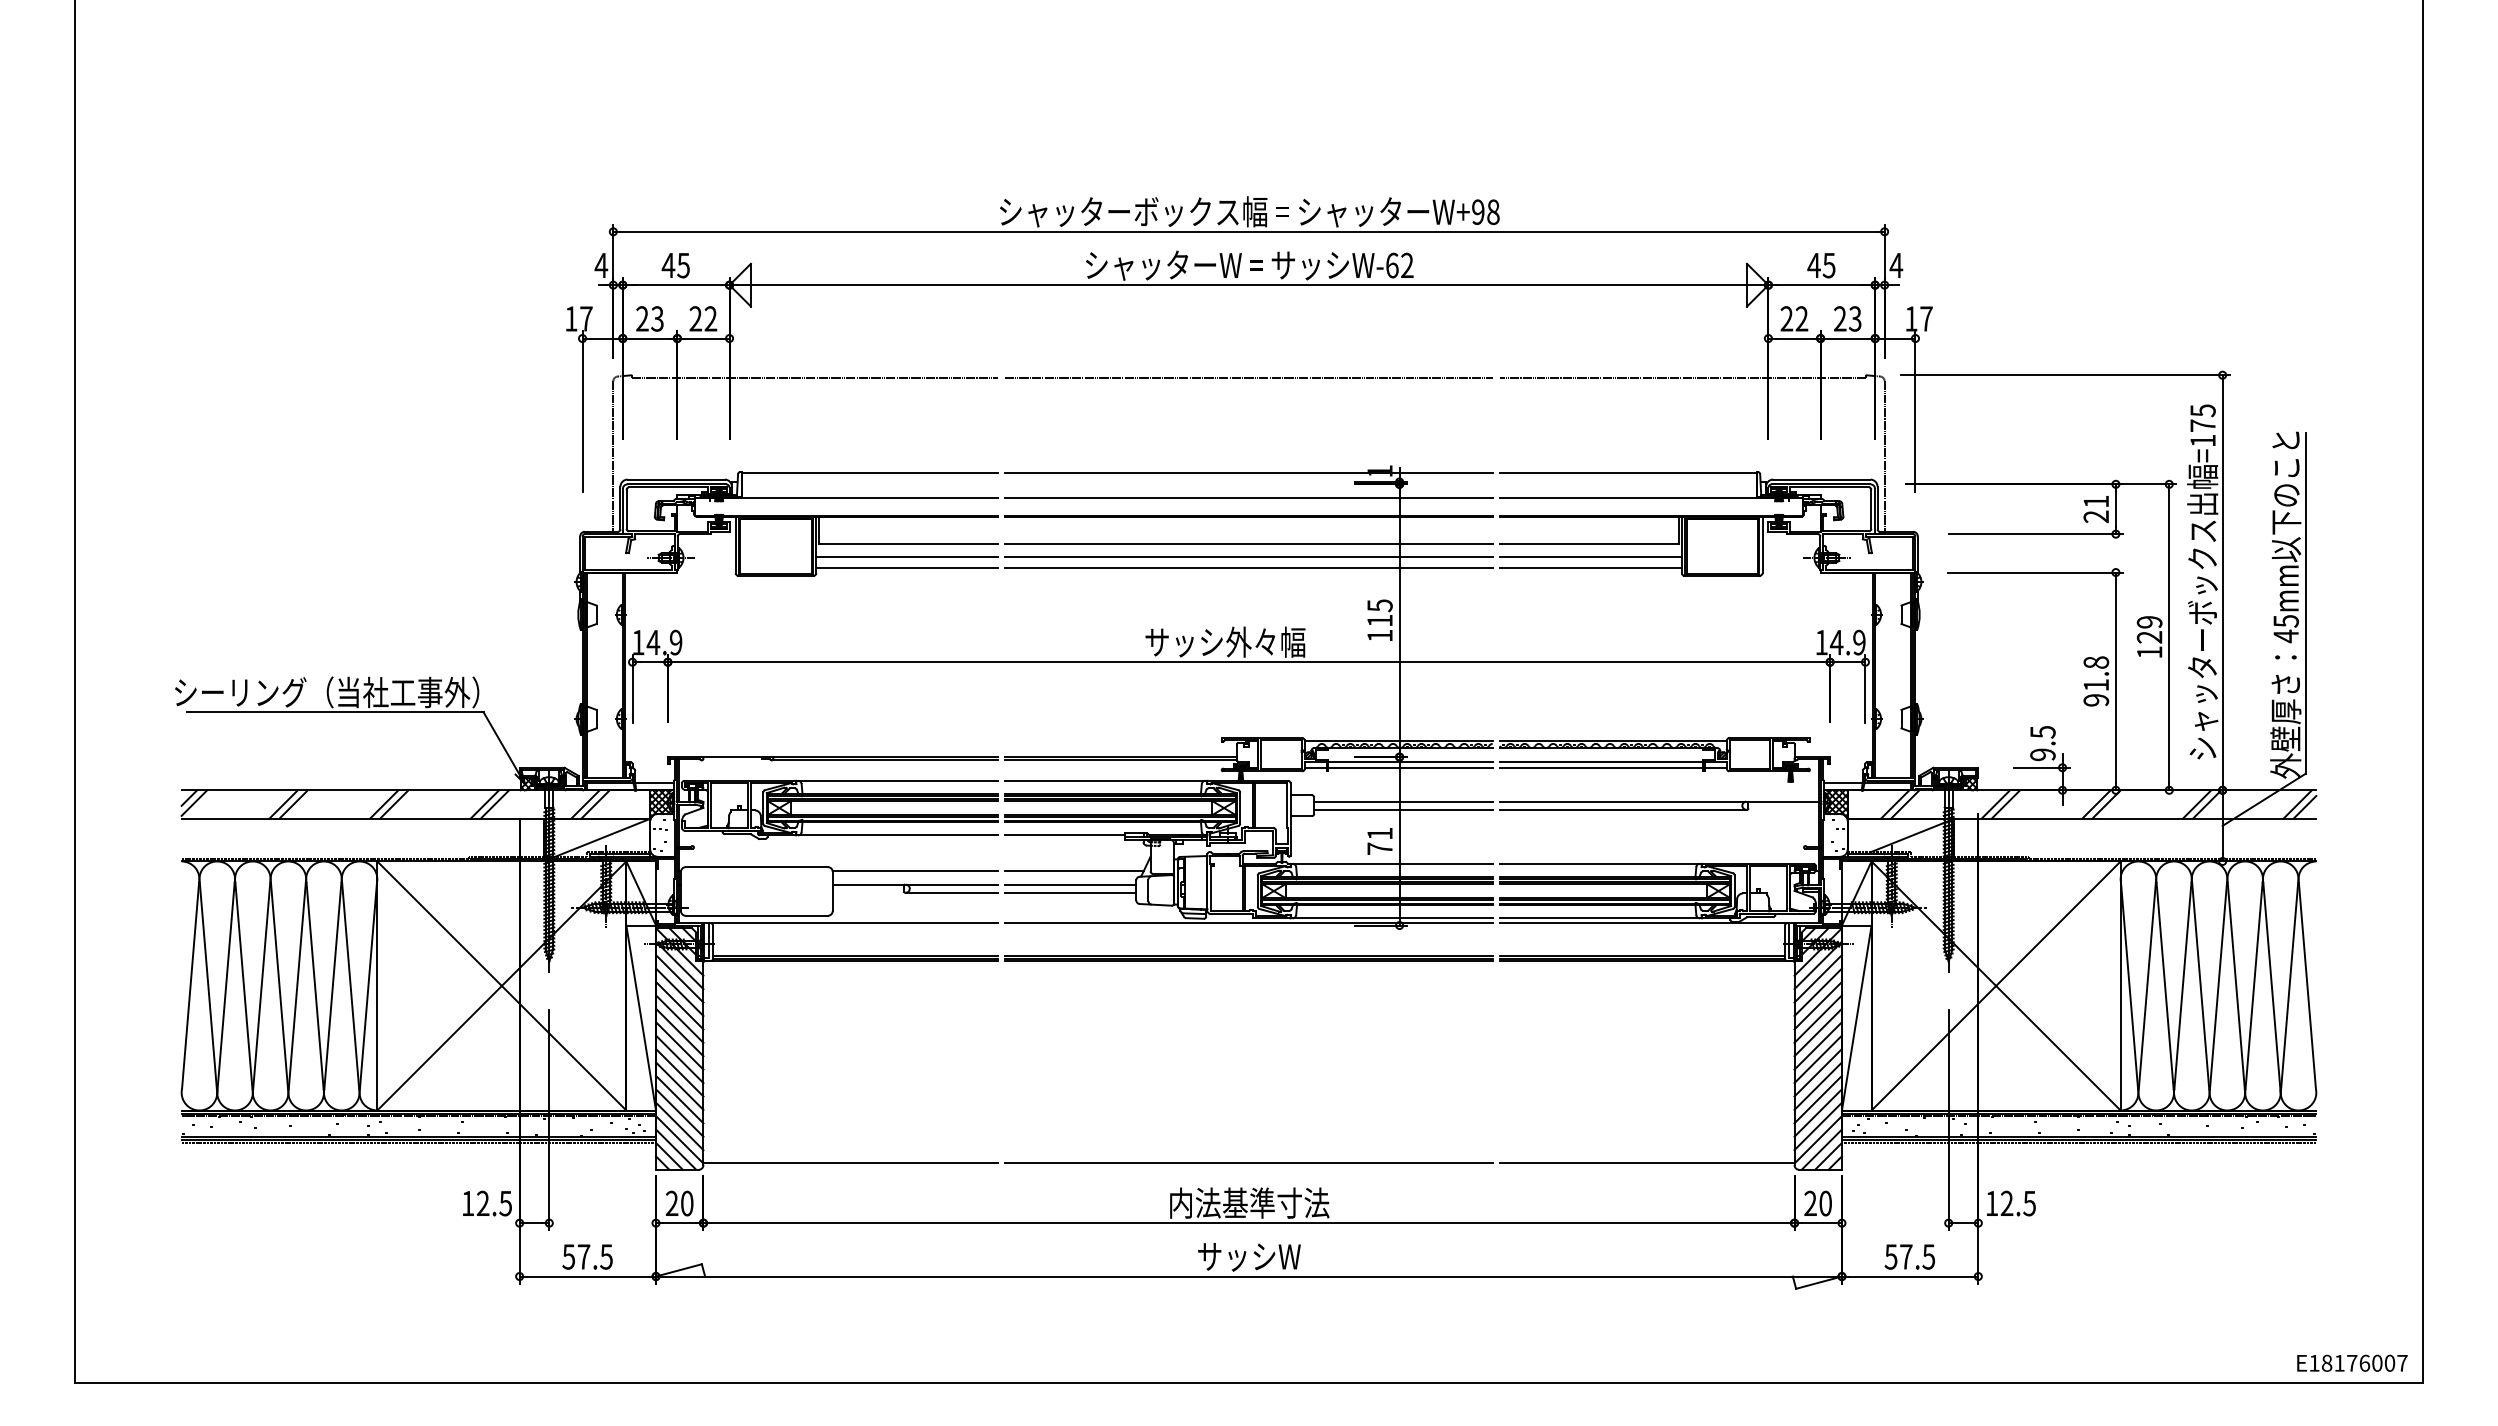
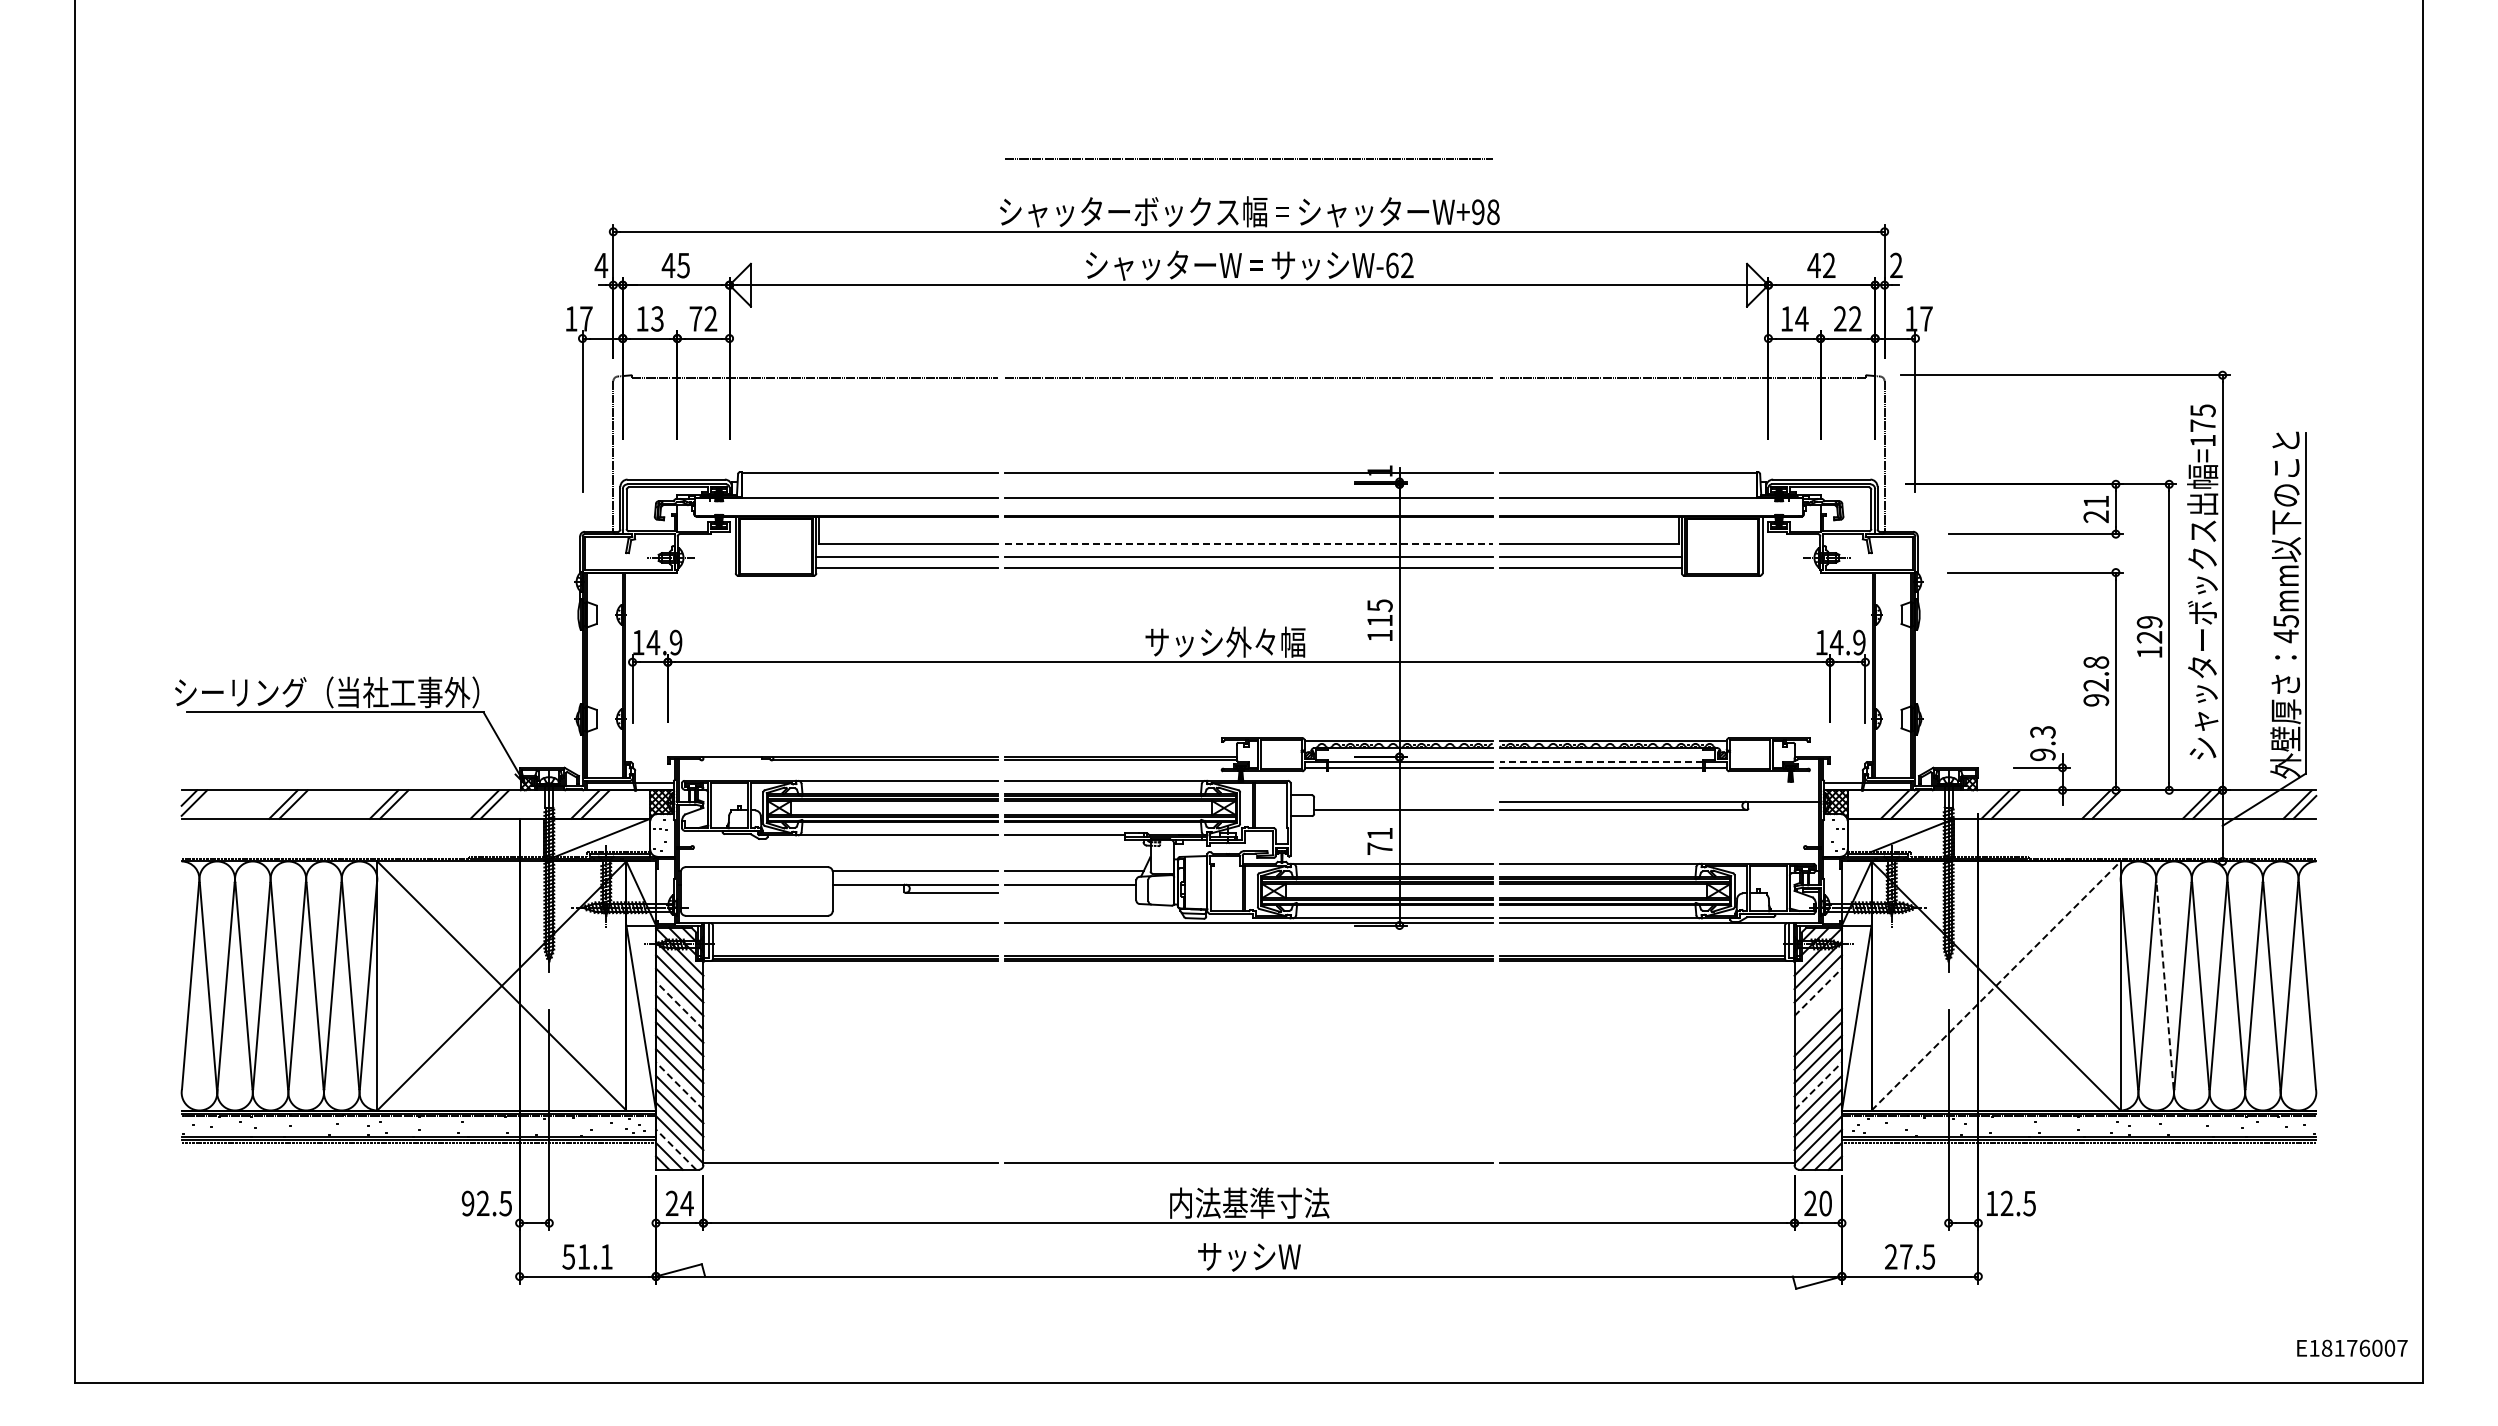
line: none -> present (1248, 158)
text: 4 -> 2 (1896, 264)
text: 45 -> 42 (1828, 265)
text: 23 -> 13 (642, 318)
text: 22 -> 72 (695, 318)
text: 22 -> 14 (1794, 318)
text: 23 -> 22 (1854, 318)
line: solid -> dashed (1249, 543)
text: 91.8 -> 92.8 (2095, 685)
text: 9.5 -> 9.3 (2042, 731)
line: solid -> dashed (1601, 762)
line: present -> none (1403, 801)
line: present -> none (1070, 892)
line: solid -> dashed (1996, 985)
line: solid -> dashed (2165, 985)
line: solid -> dashed (1818, 992)
line: solid -> dashed (679, 1005)
line: present -> none (1817, 1005)
line: present -> none (1817, 1018)
line: solid -> dashed (679, 1086)
line: solid -> dashed (1818, 1086)
line: solid -> dashed (675, 1149)
text: 12.5 -> 92.5 (467, 1203)
text: 20 -> 24 (686, 1203)
text: 57.5 -> 51.1 (594, 1256)
text: 57.5 -> 27.5 (1890, 1256)
text position: (2352, 1362) -> (2352, 1347) (2352, 1347)
